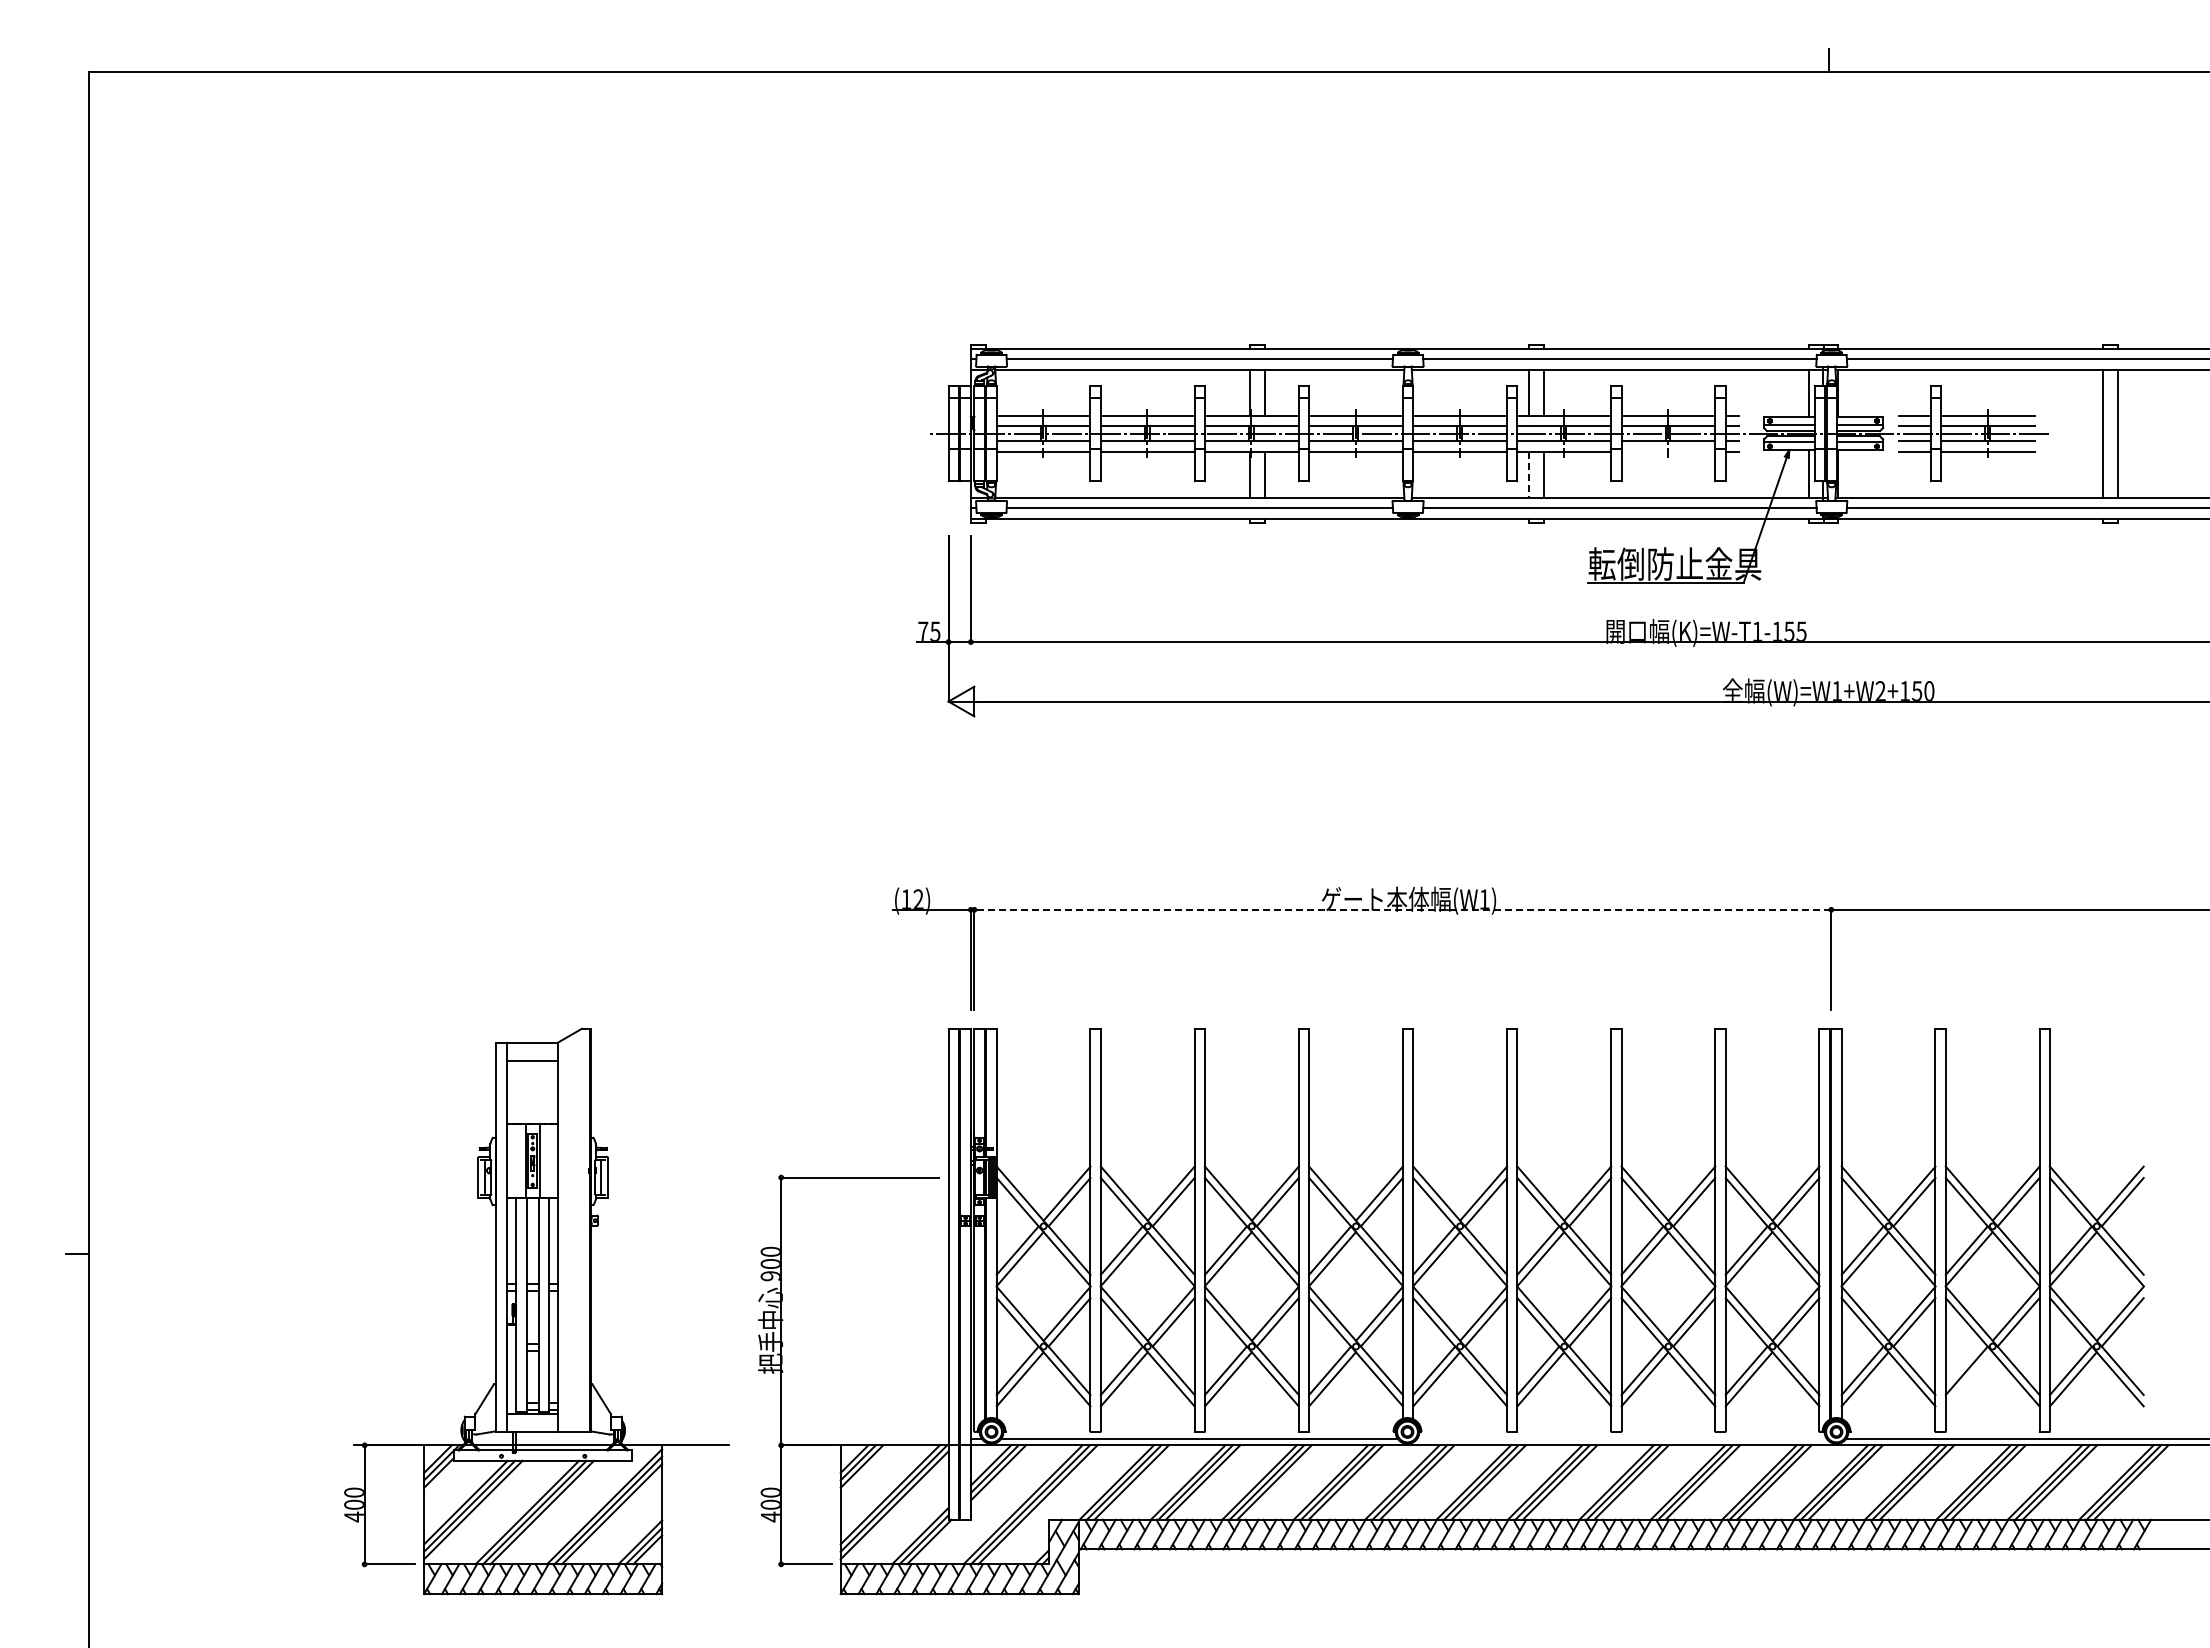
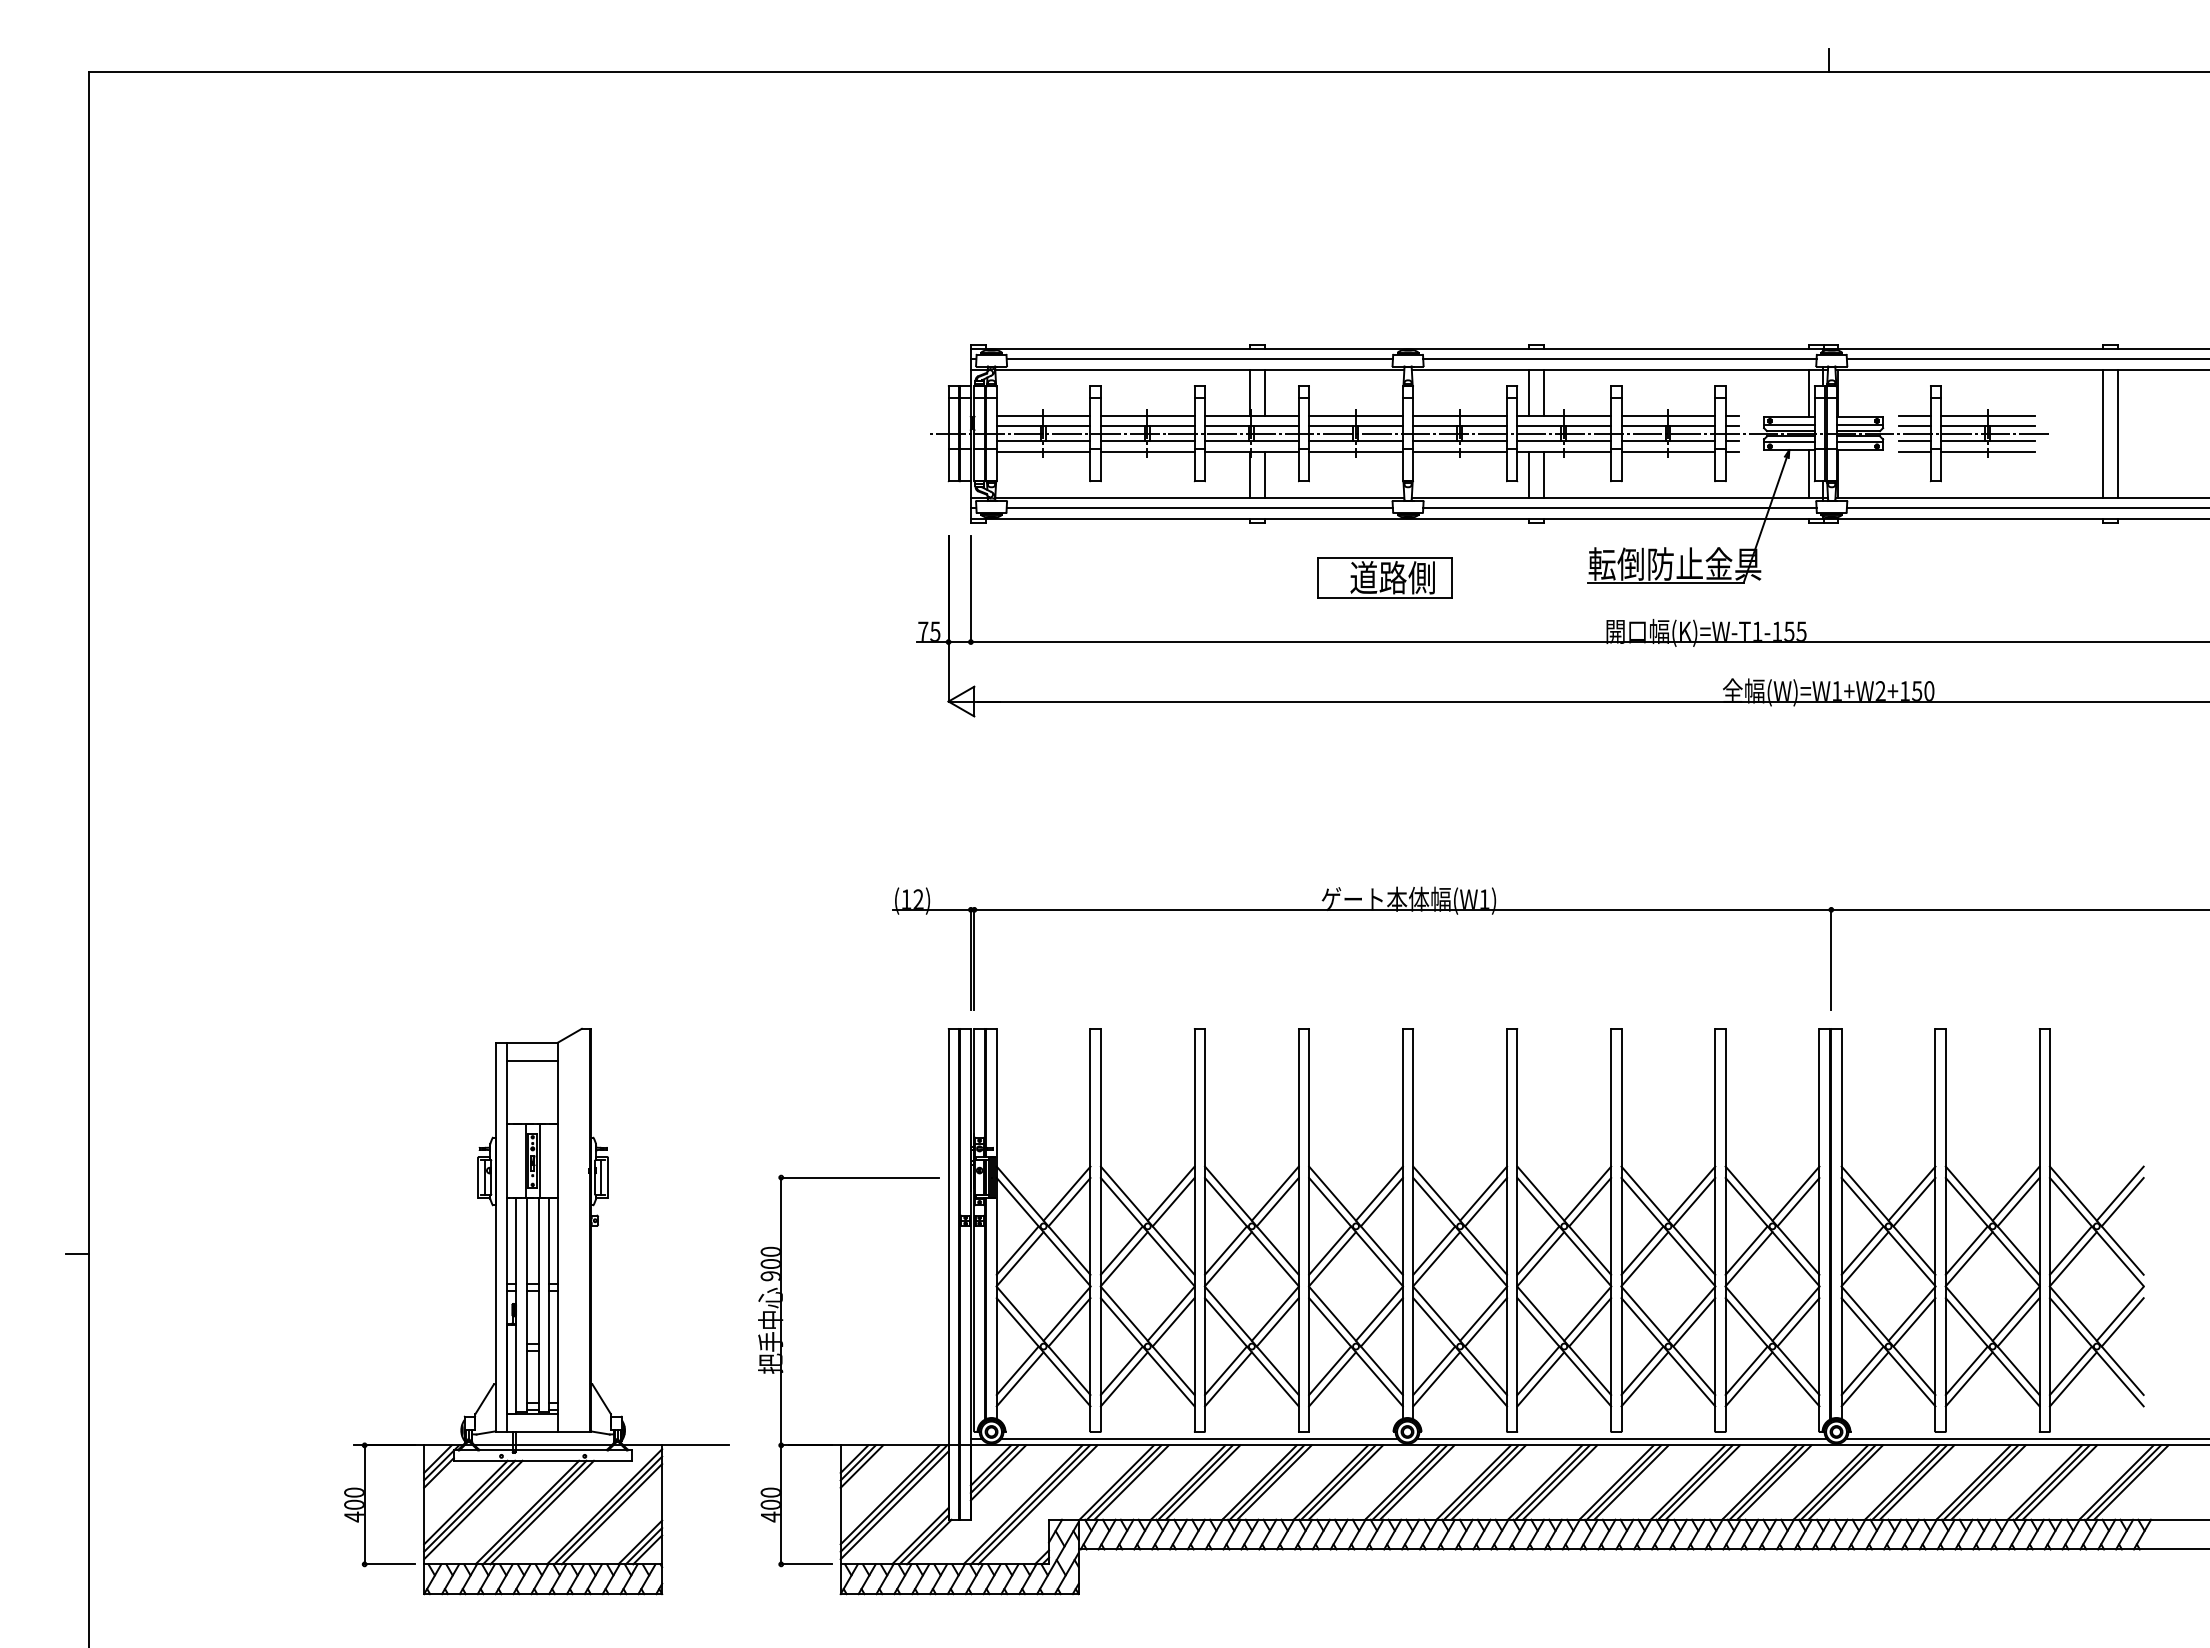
line: none -> present (1668, 451)
line: dashed -> solid (1529, 474)
part: none -> present (1384, 577)
line: dashed -> solid (1402, 909)
line: none -> present (1968, 1379)
line: none -> present (1621, 1439)
